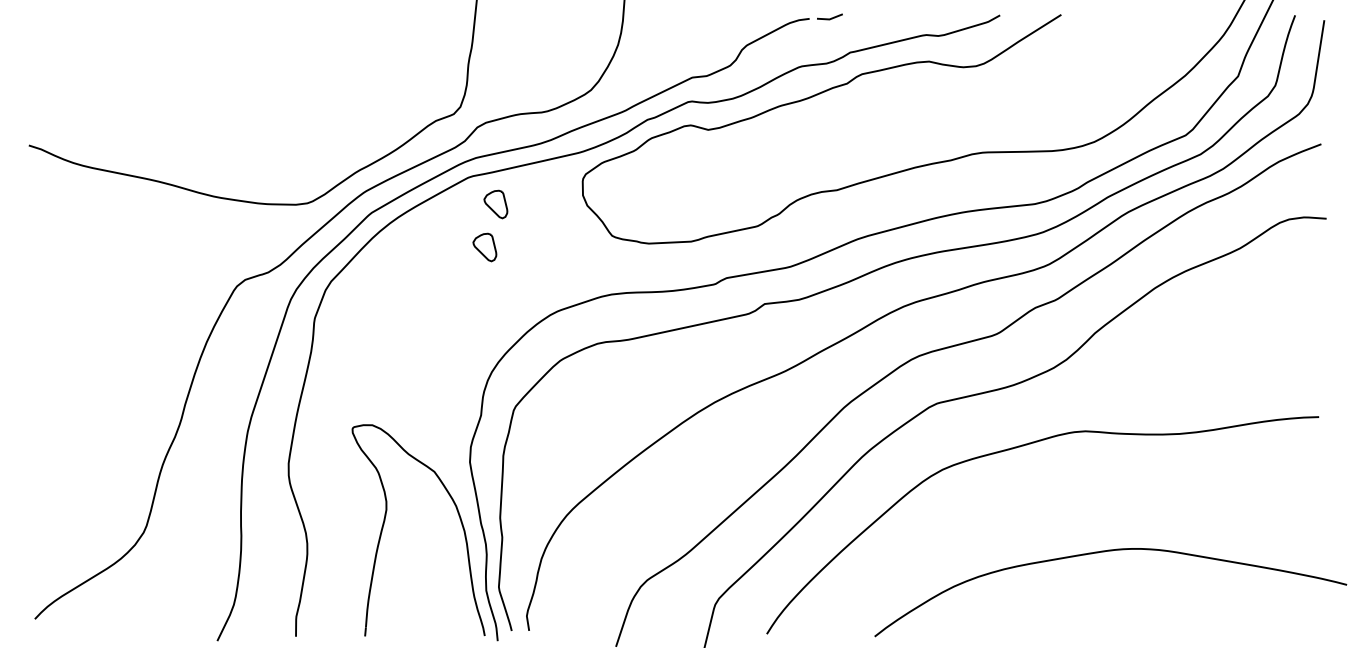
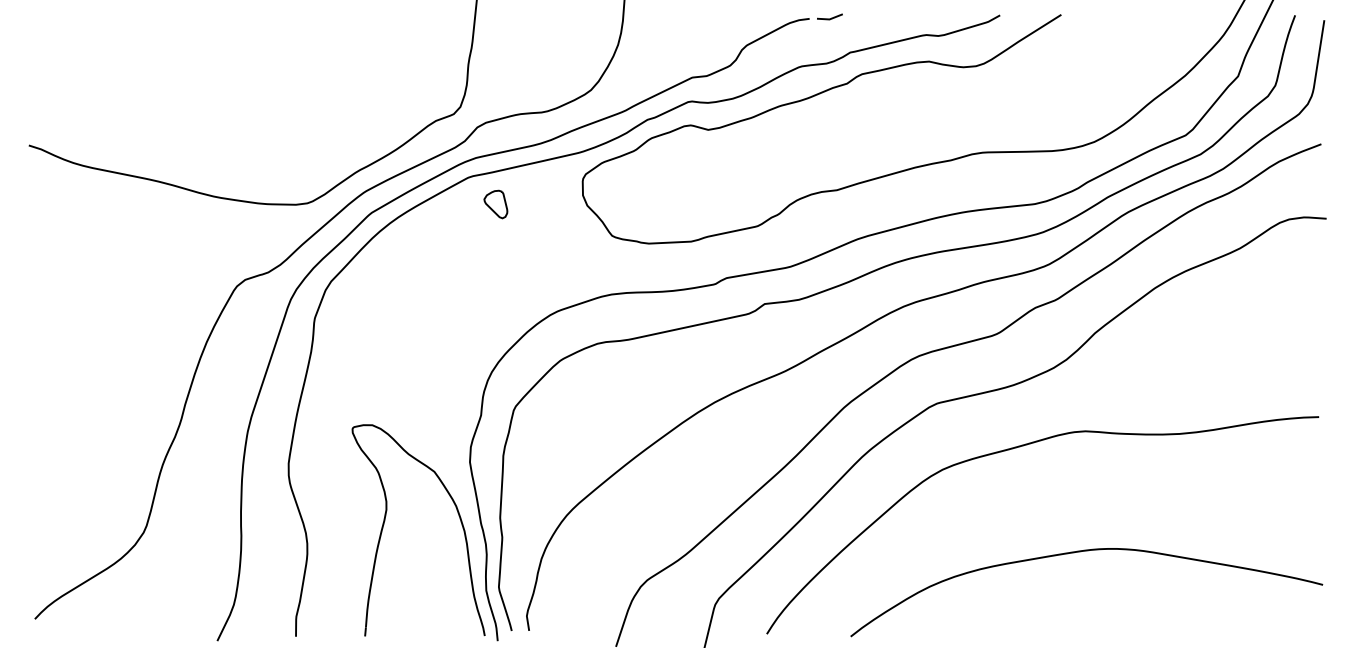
part: present -> none (484, 247)
curve position: (1104, 552) -> (1080, 552) (1080, 552)
